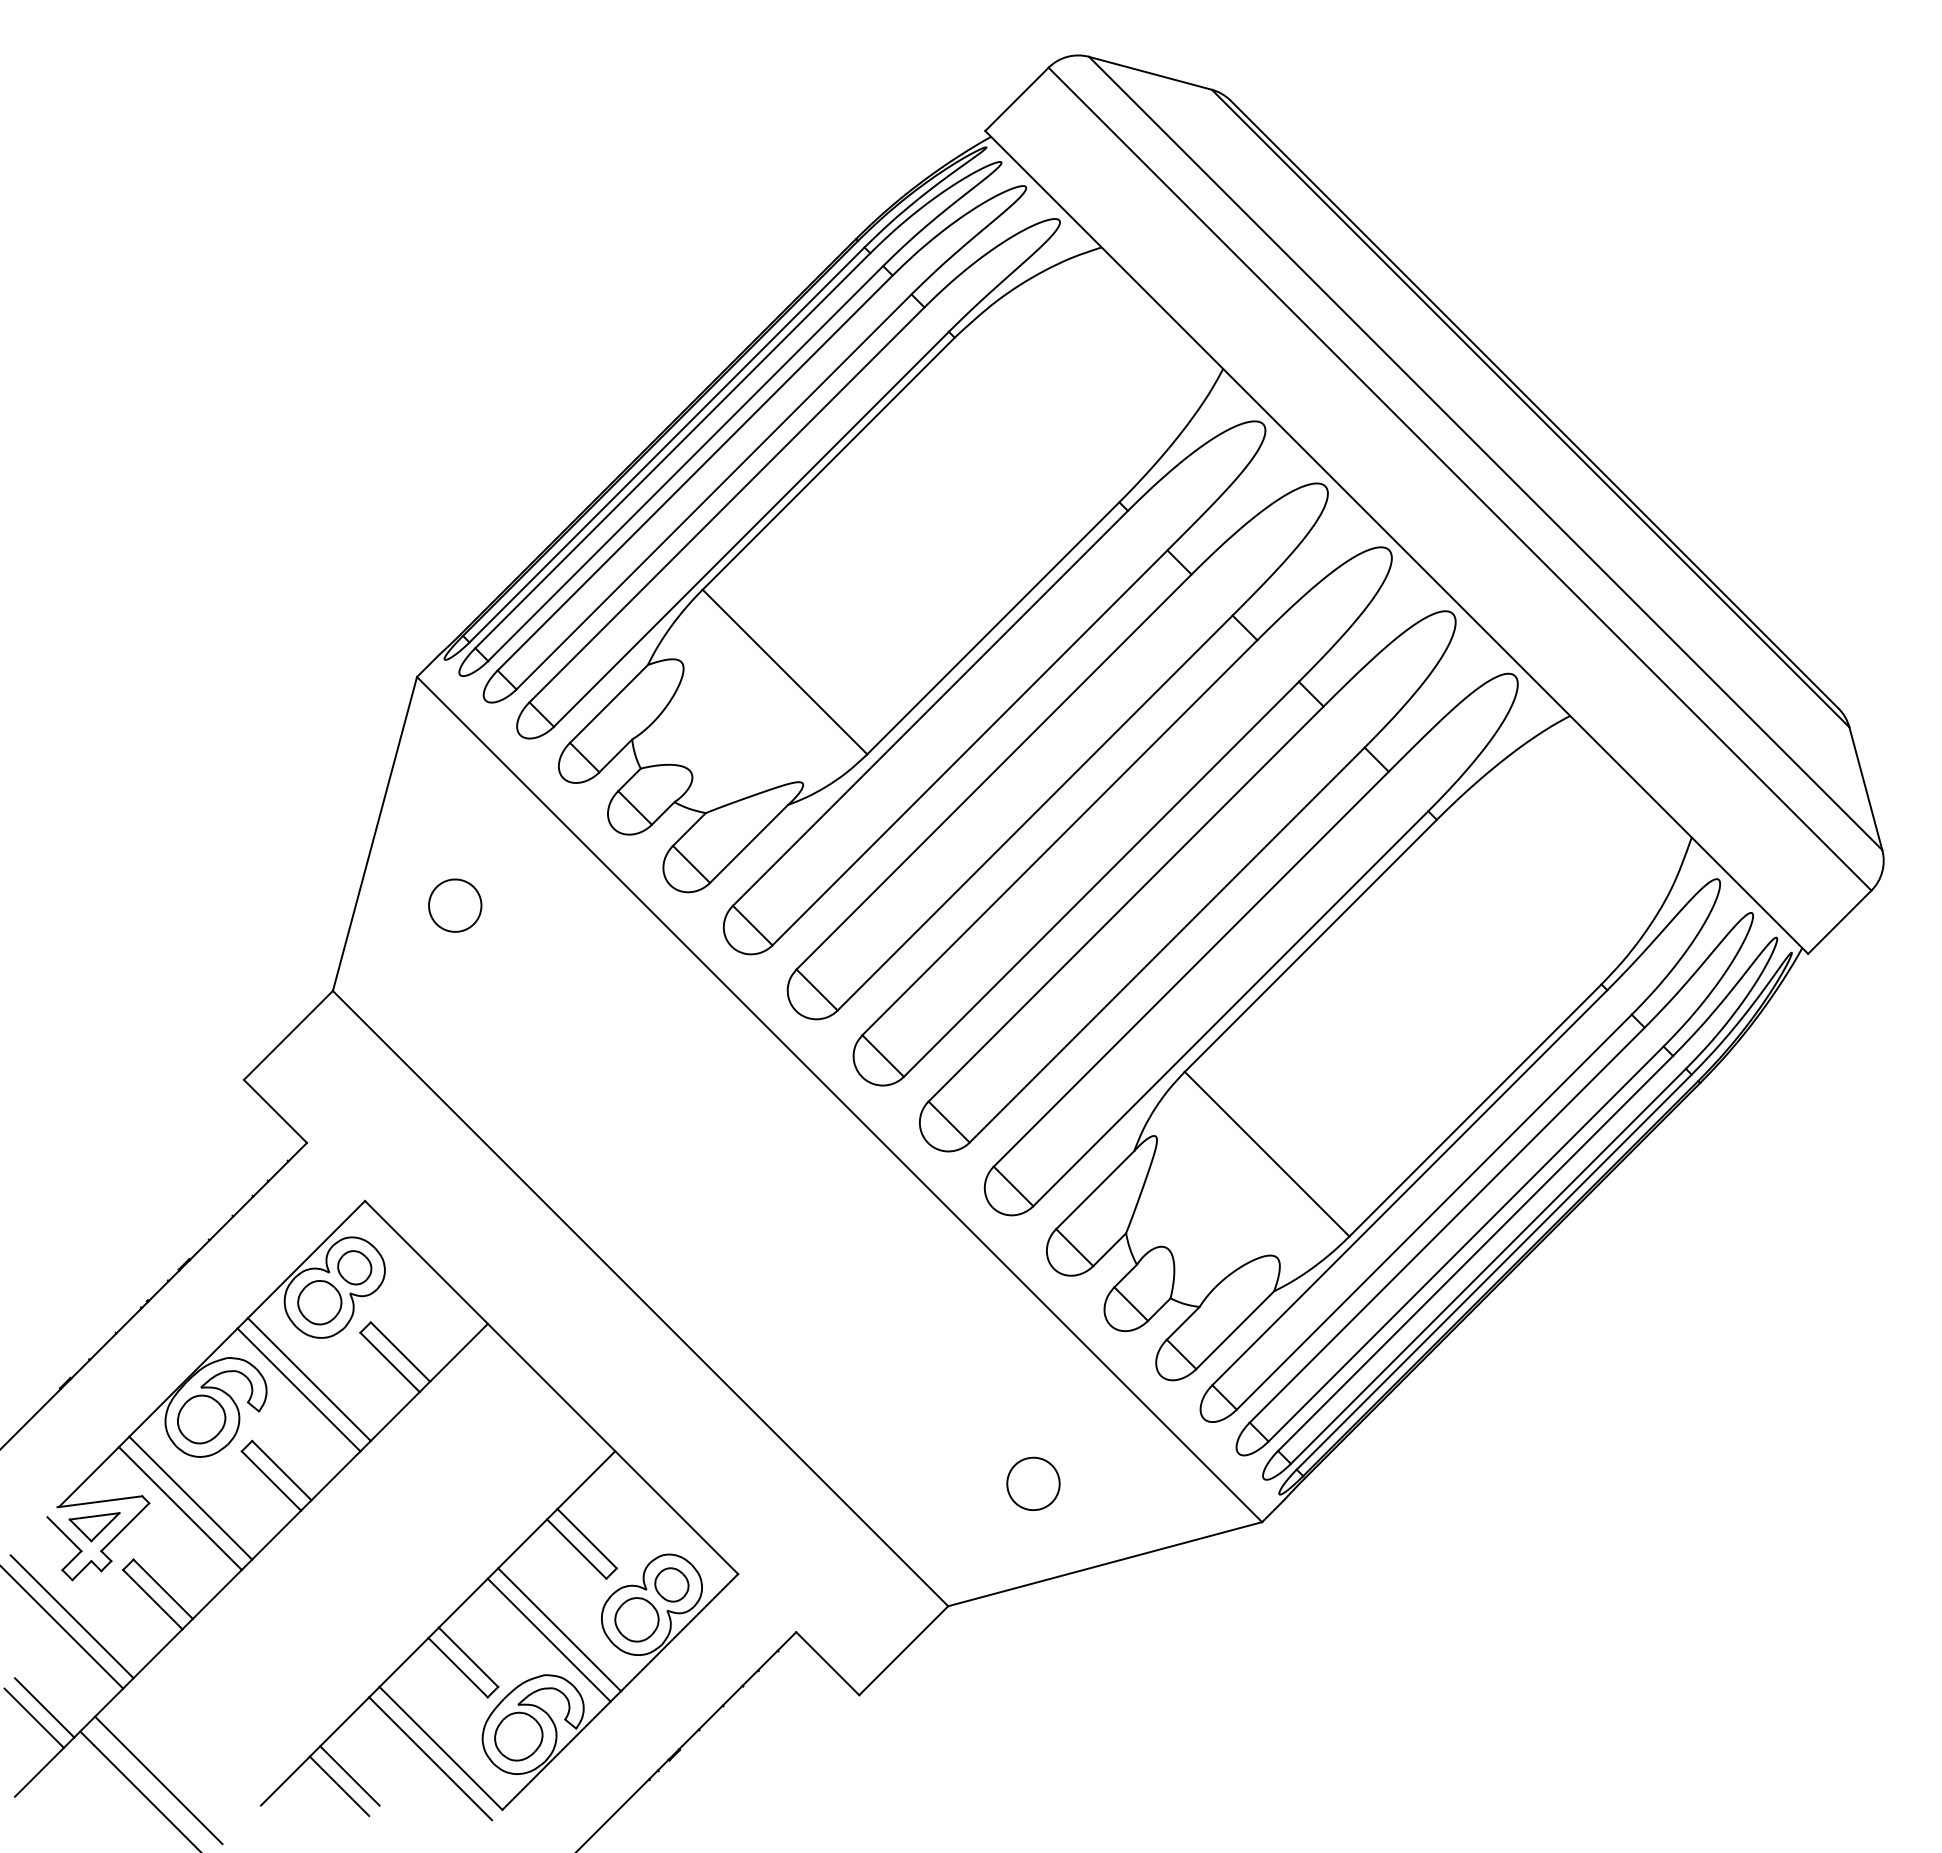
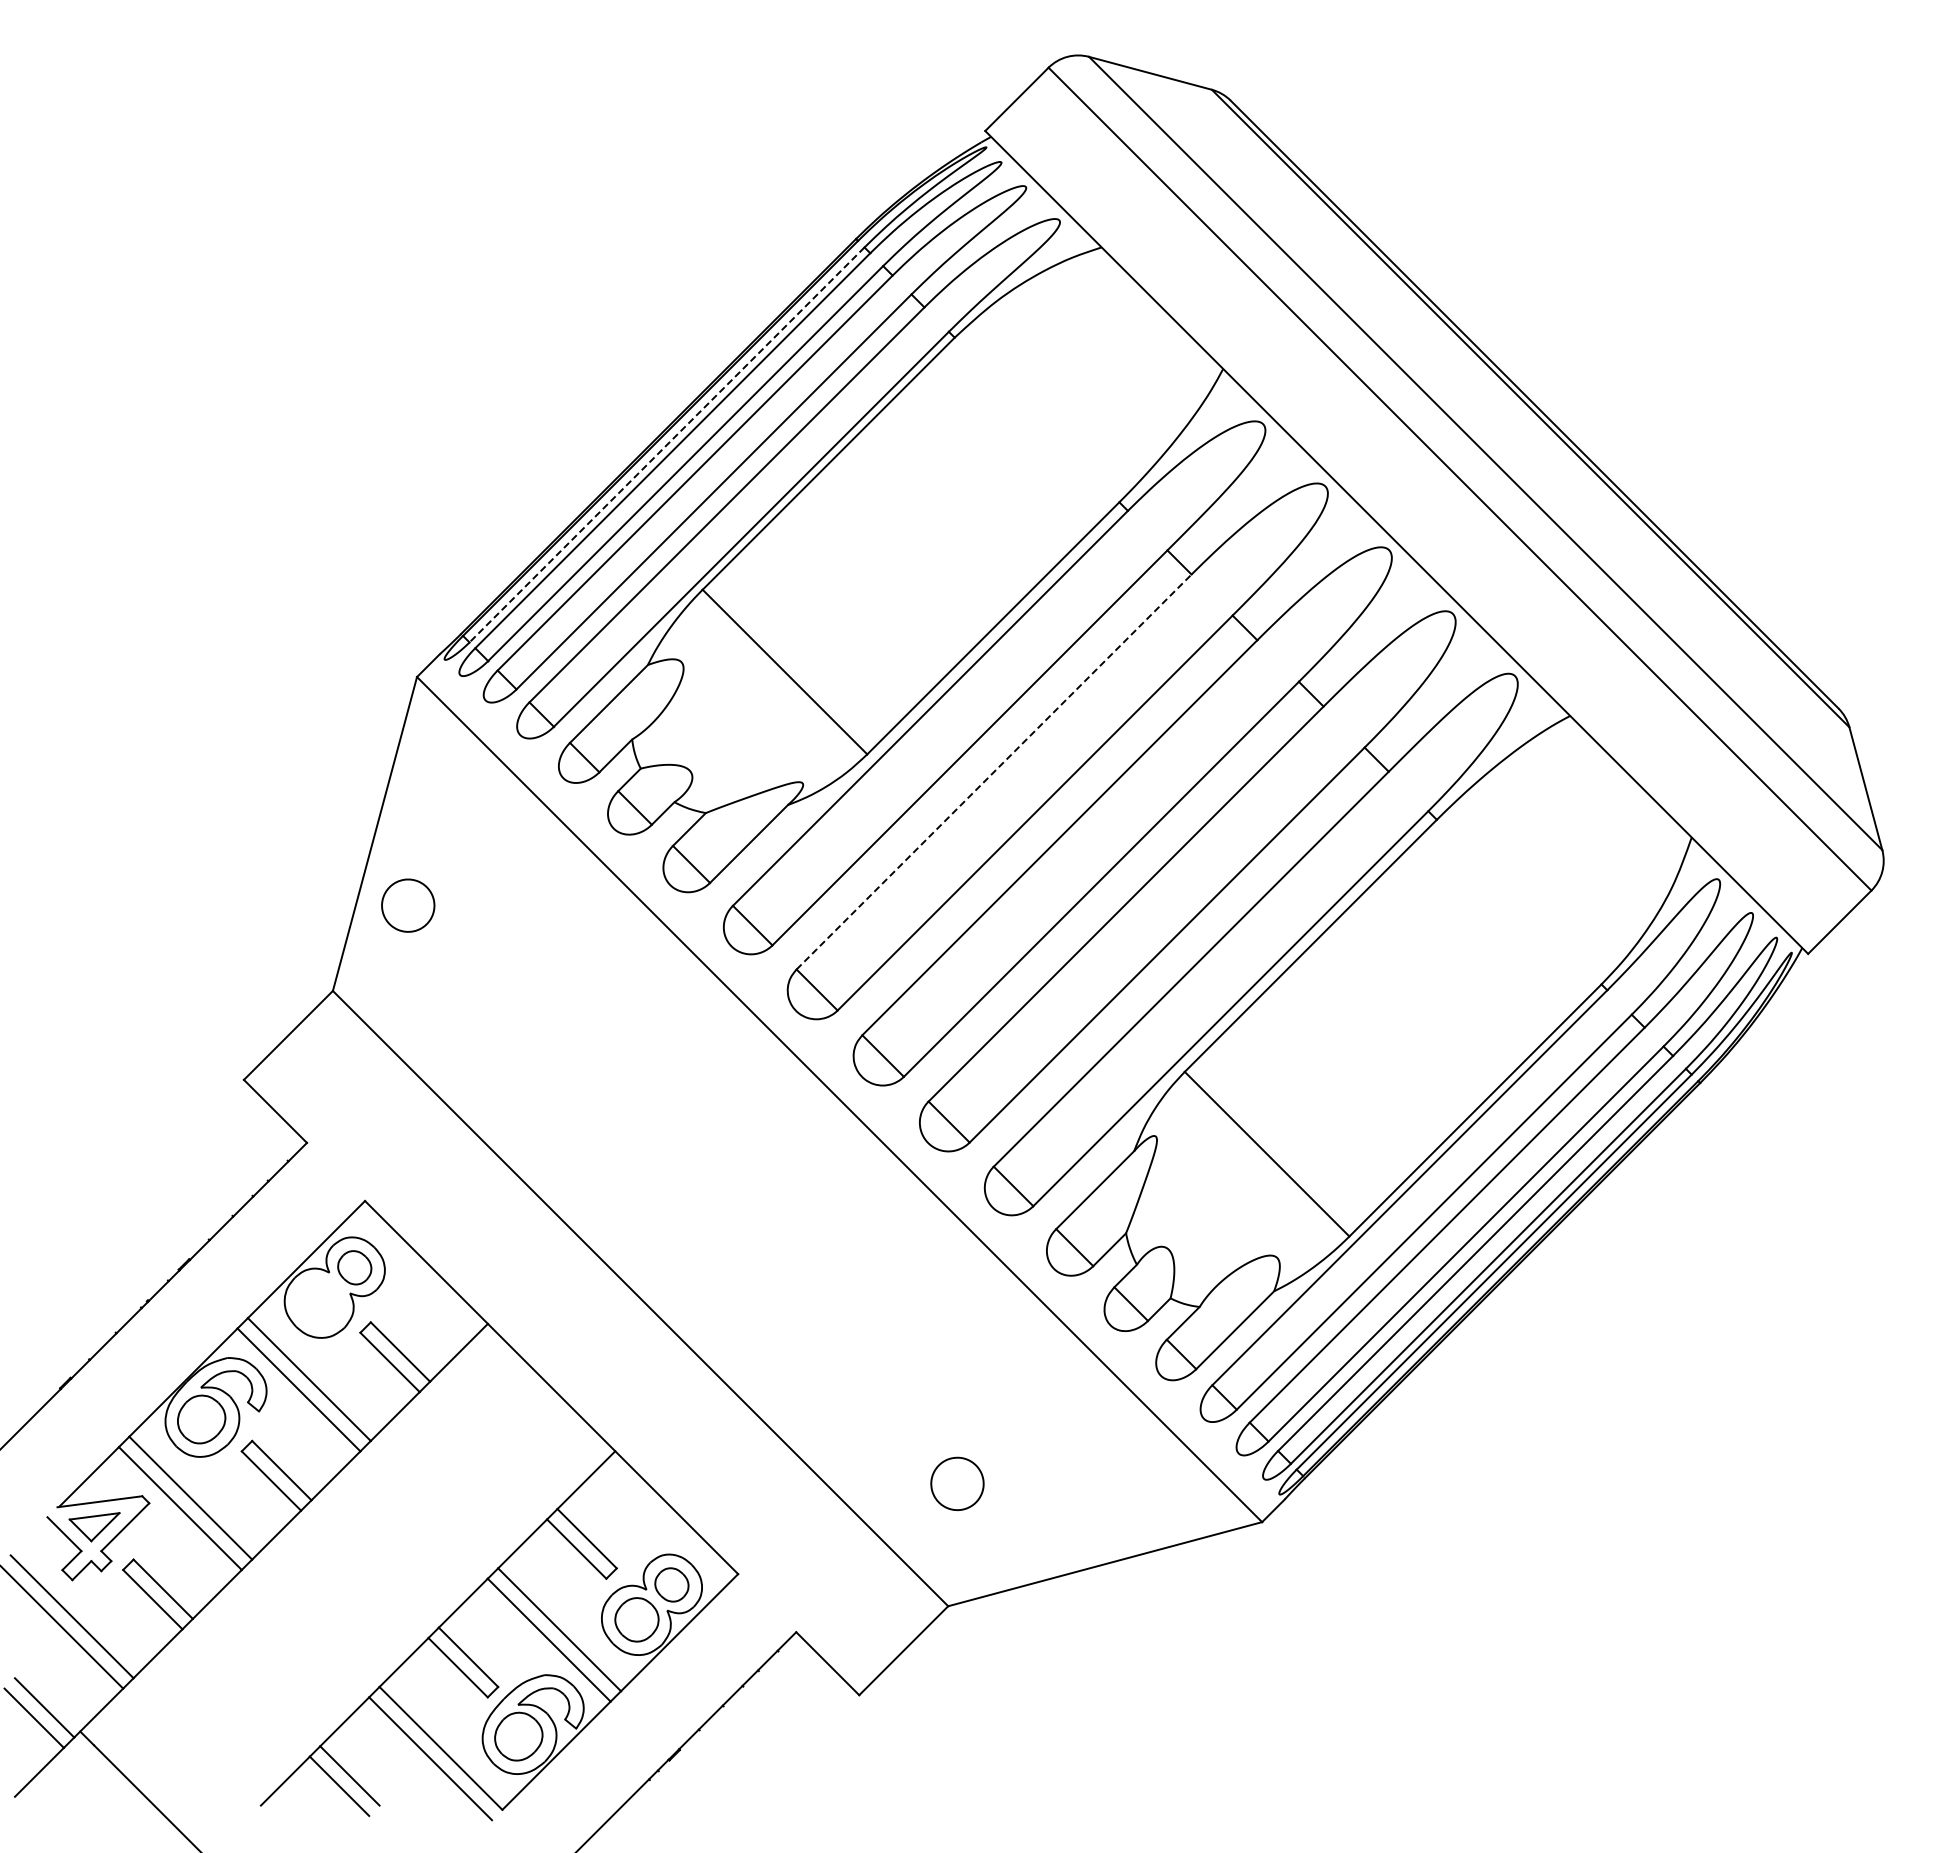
line: solid -> dashed (666, 445)
line: solid -> dashed (994, 771)
part position: (455, 905) -> (408, 905) (408, 905)
part: present -> none (319, 1302)
part position: (1033, 1483) -> (957, 1483) (957, 1483)
line: present -> none (158, 1780)
